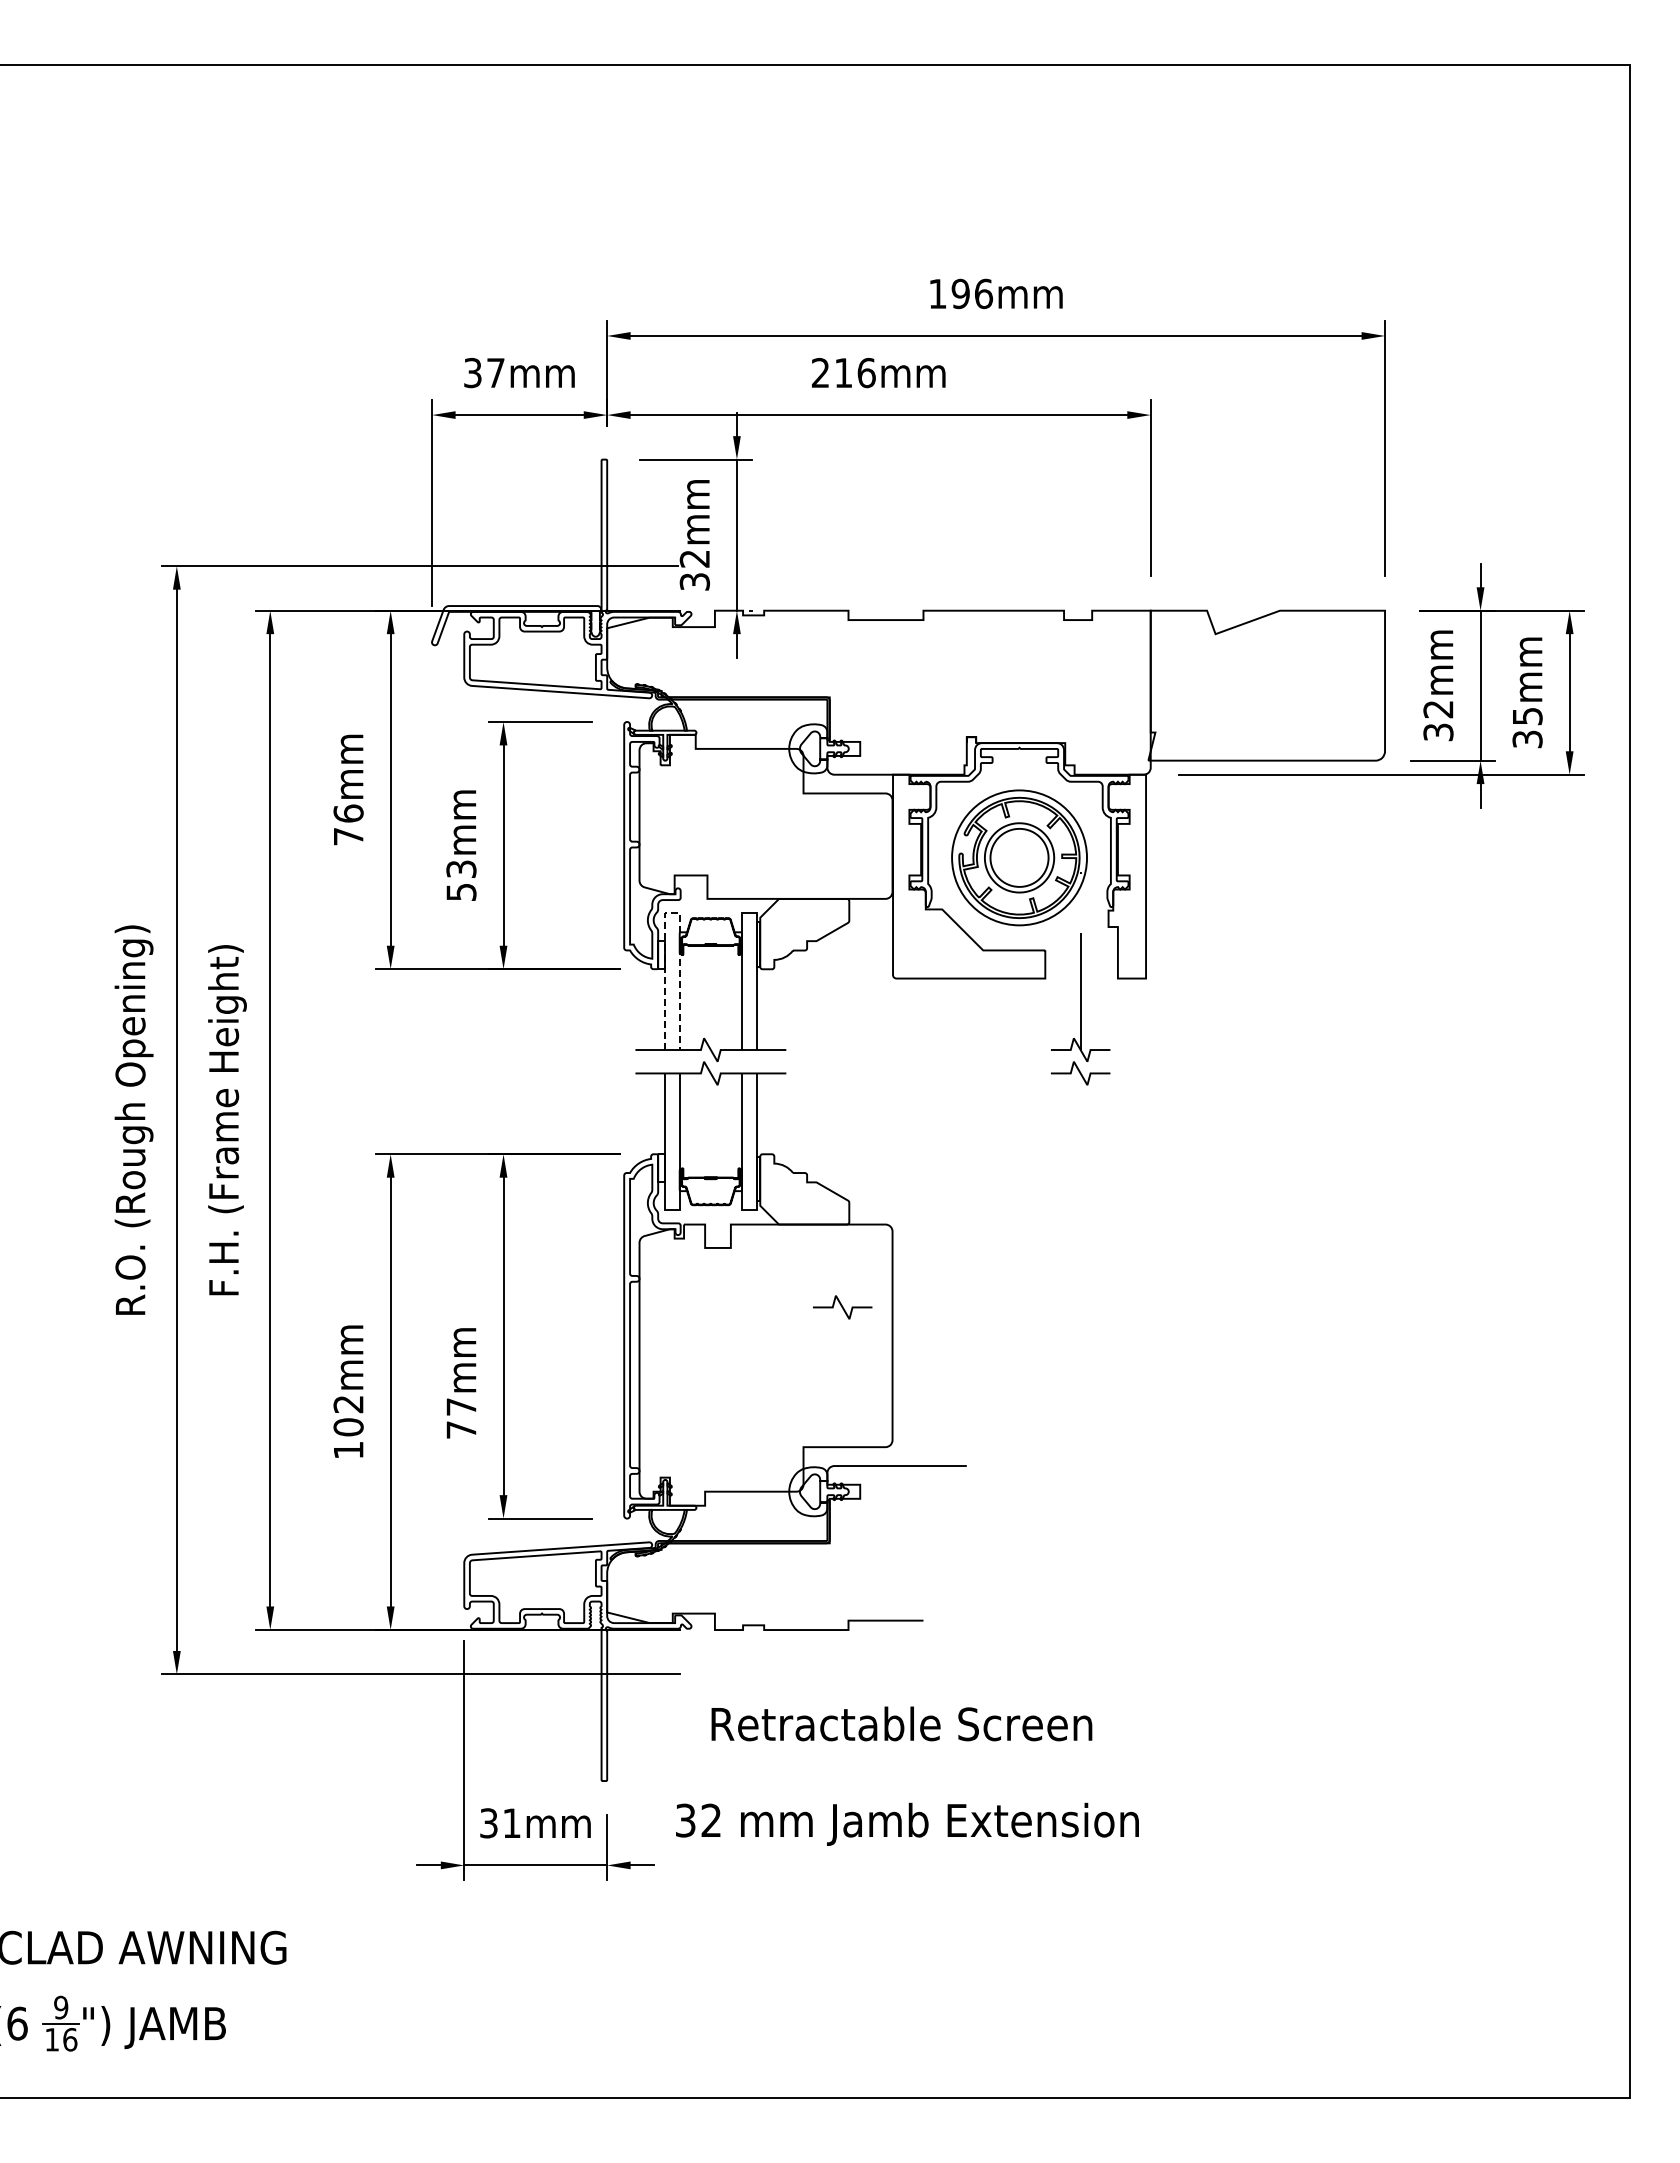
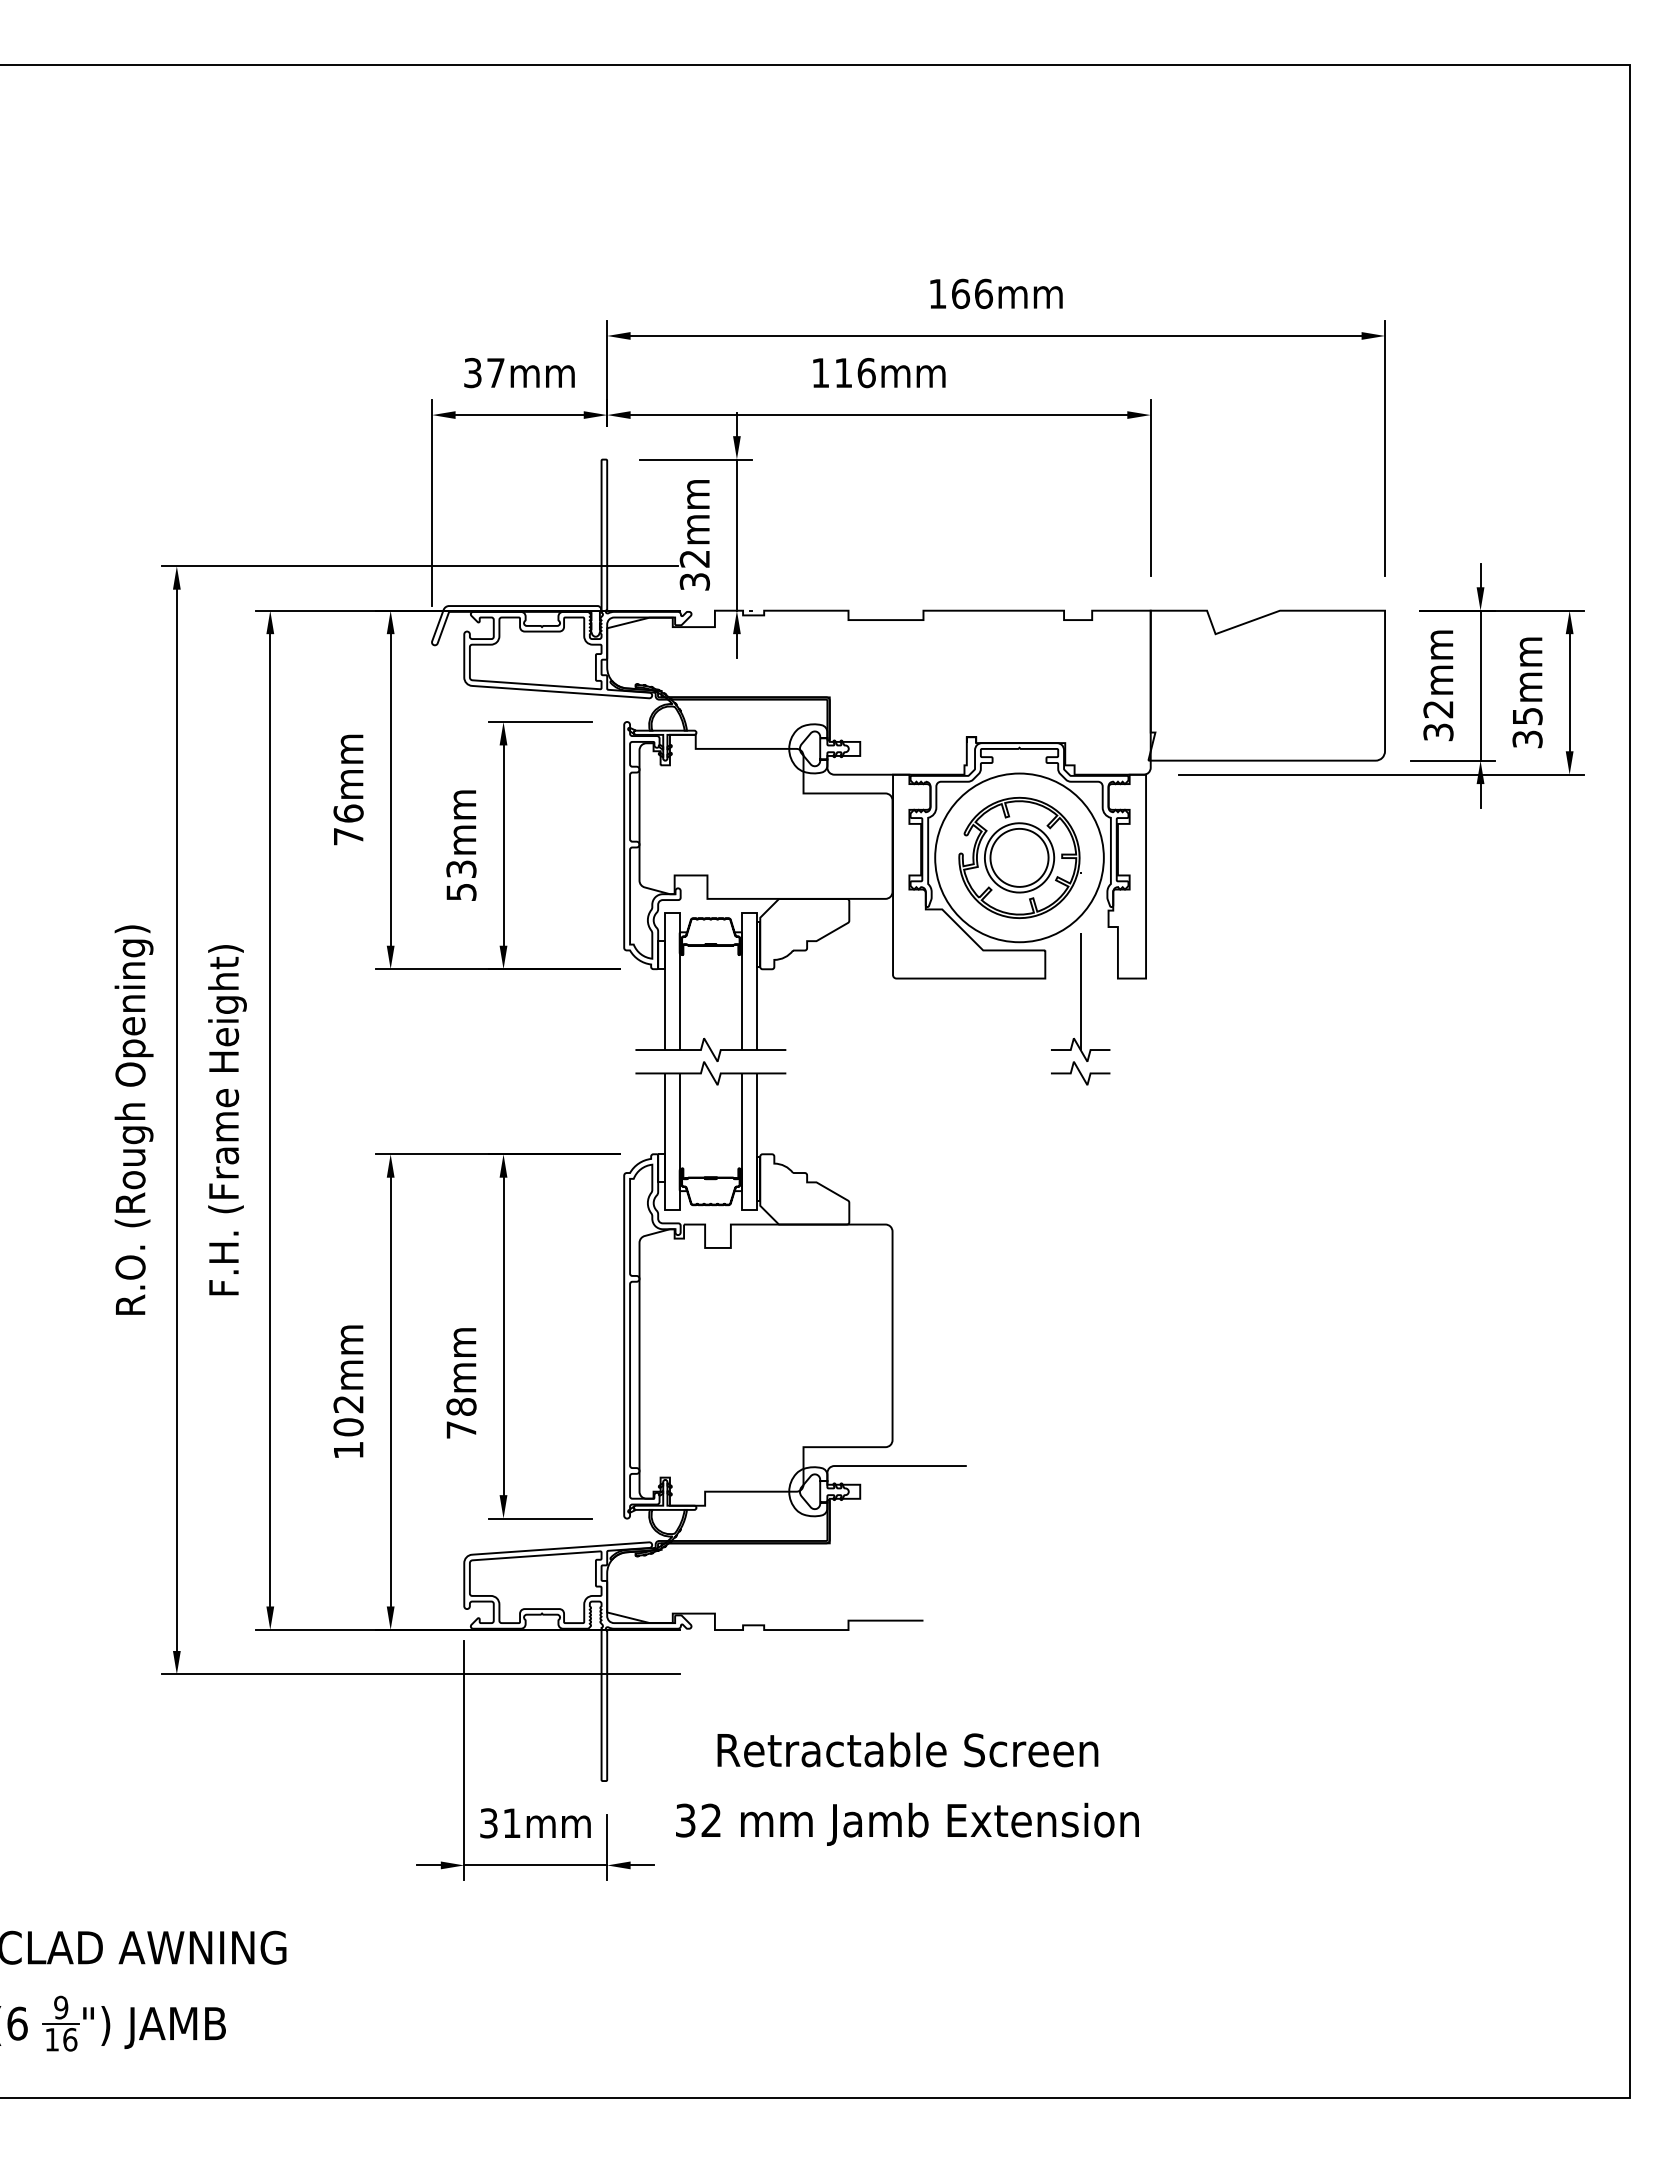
text: 196mm -> 166mm (960, 293)
text: 216mm -> 116mm (820, 372)
circle diameter: 135 px -> 169 px (1019, 857)
line: dashed -> solid (672, 912)
curve: present -> none (842, 1307)
text: 77mm -> 78mm (461, 1406)
text position: (901, 1723) -> (907, 1749) (907, 1749)
